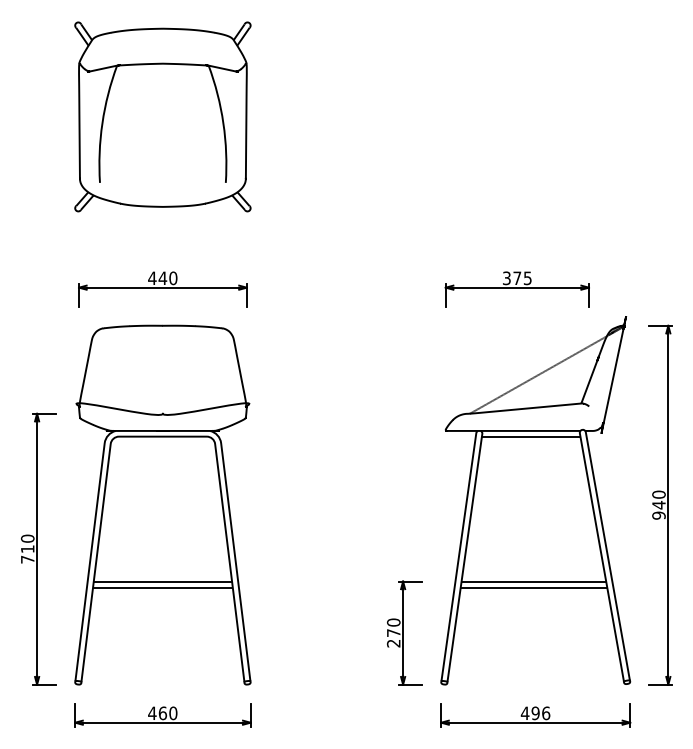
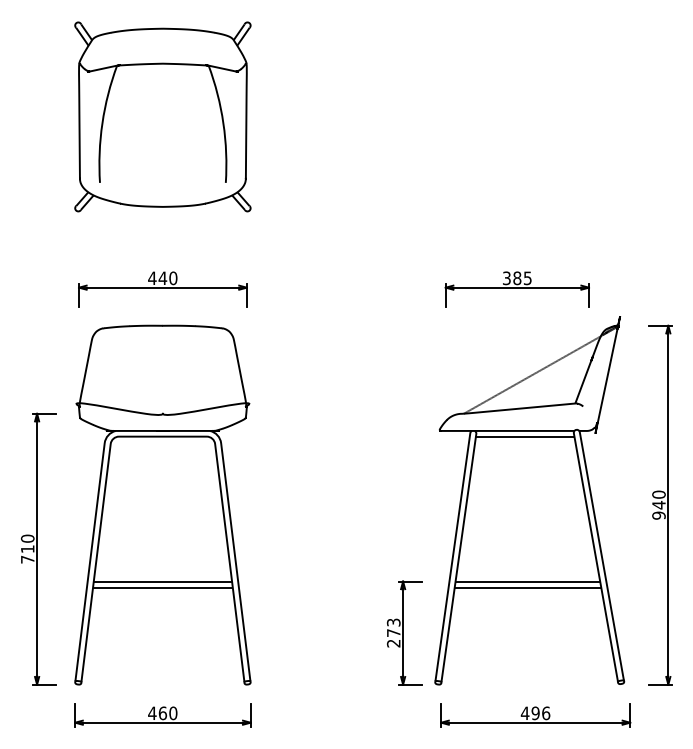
text: 375 -> 385 (517, 278)
part position: (535, 500) -> (529, 500) (529, 500)
text: 270 -> 273 (393, 622)
